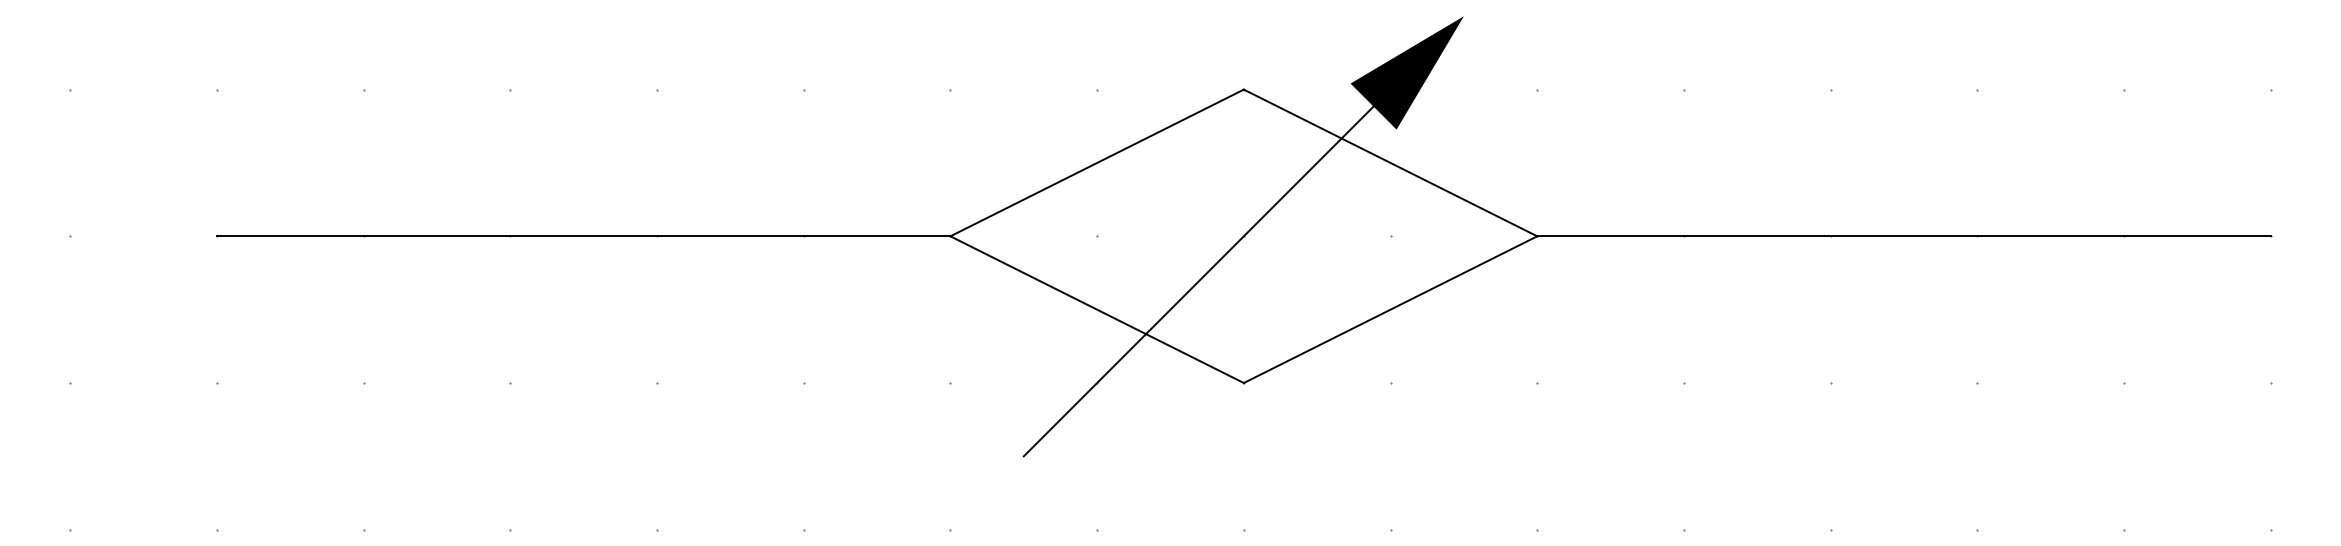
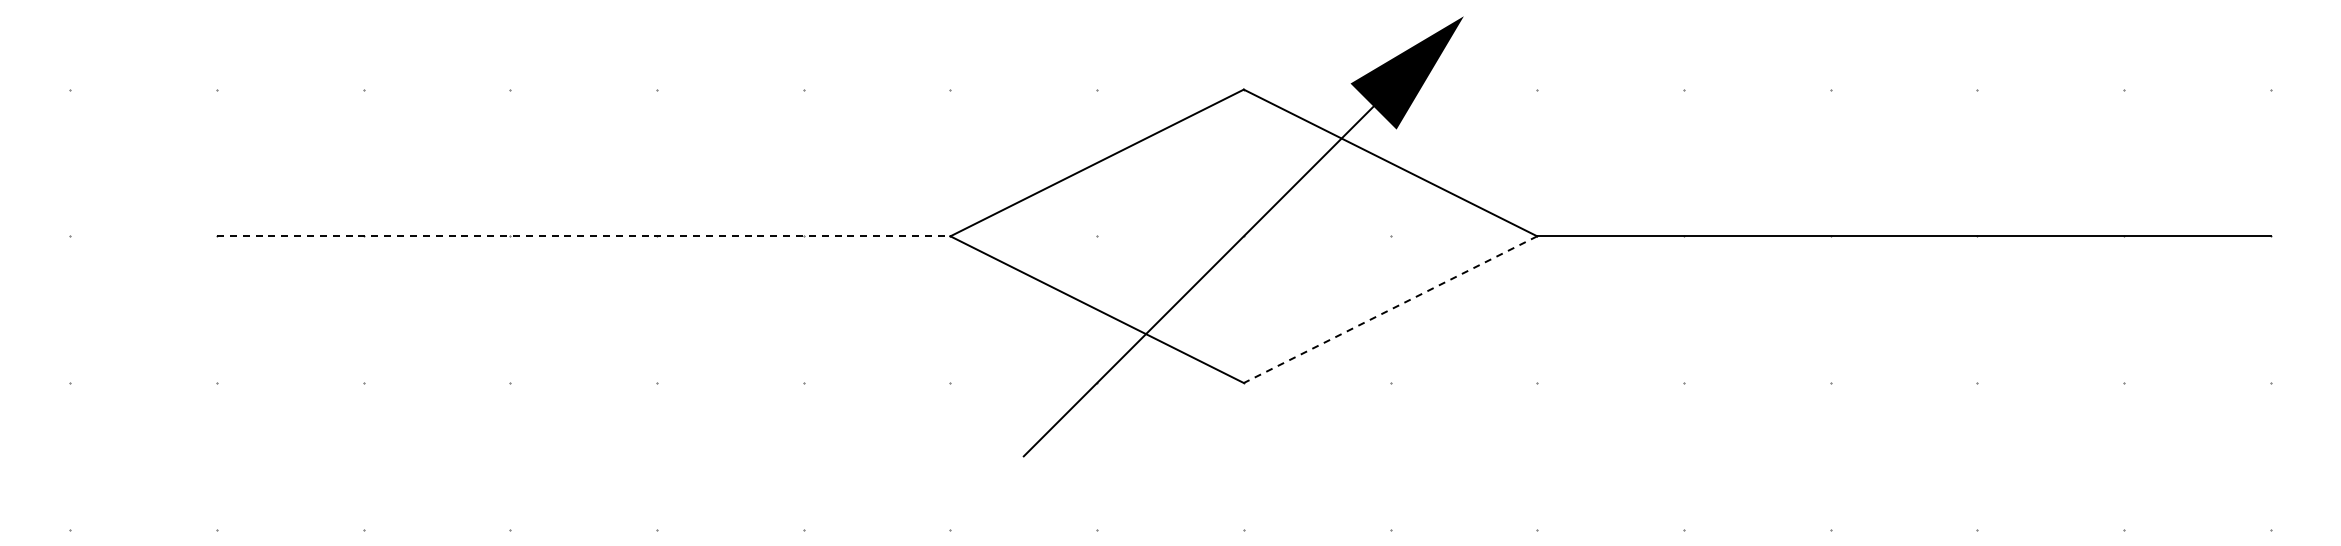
line: solid -> dashed (583, 236)
line: solid -> dashed (1390, 309)
